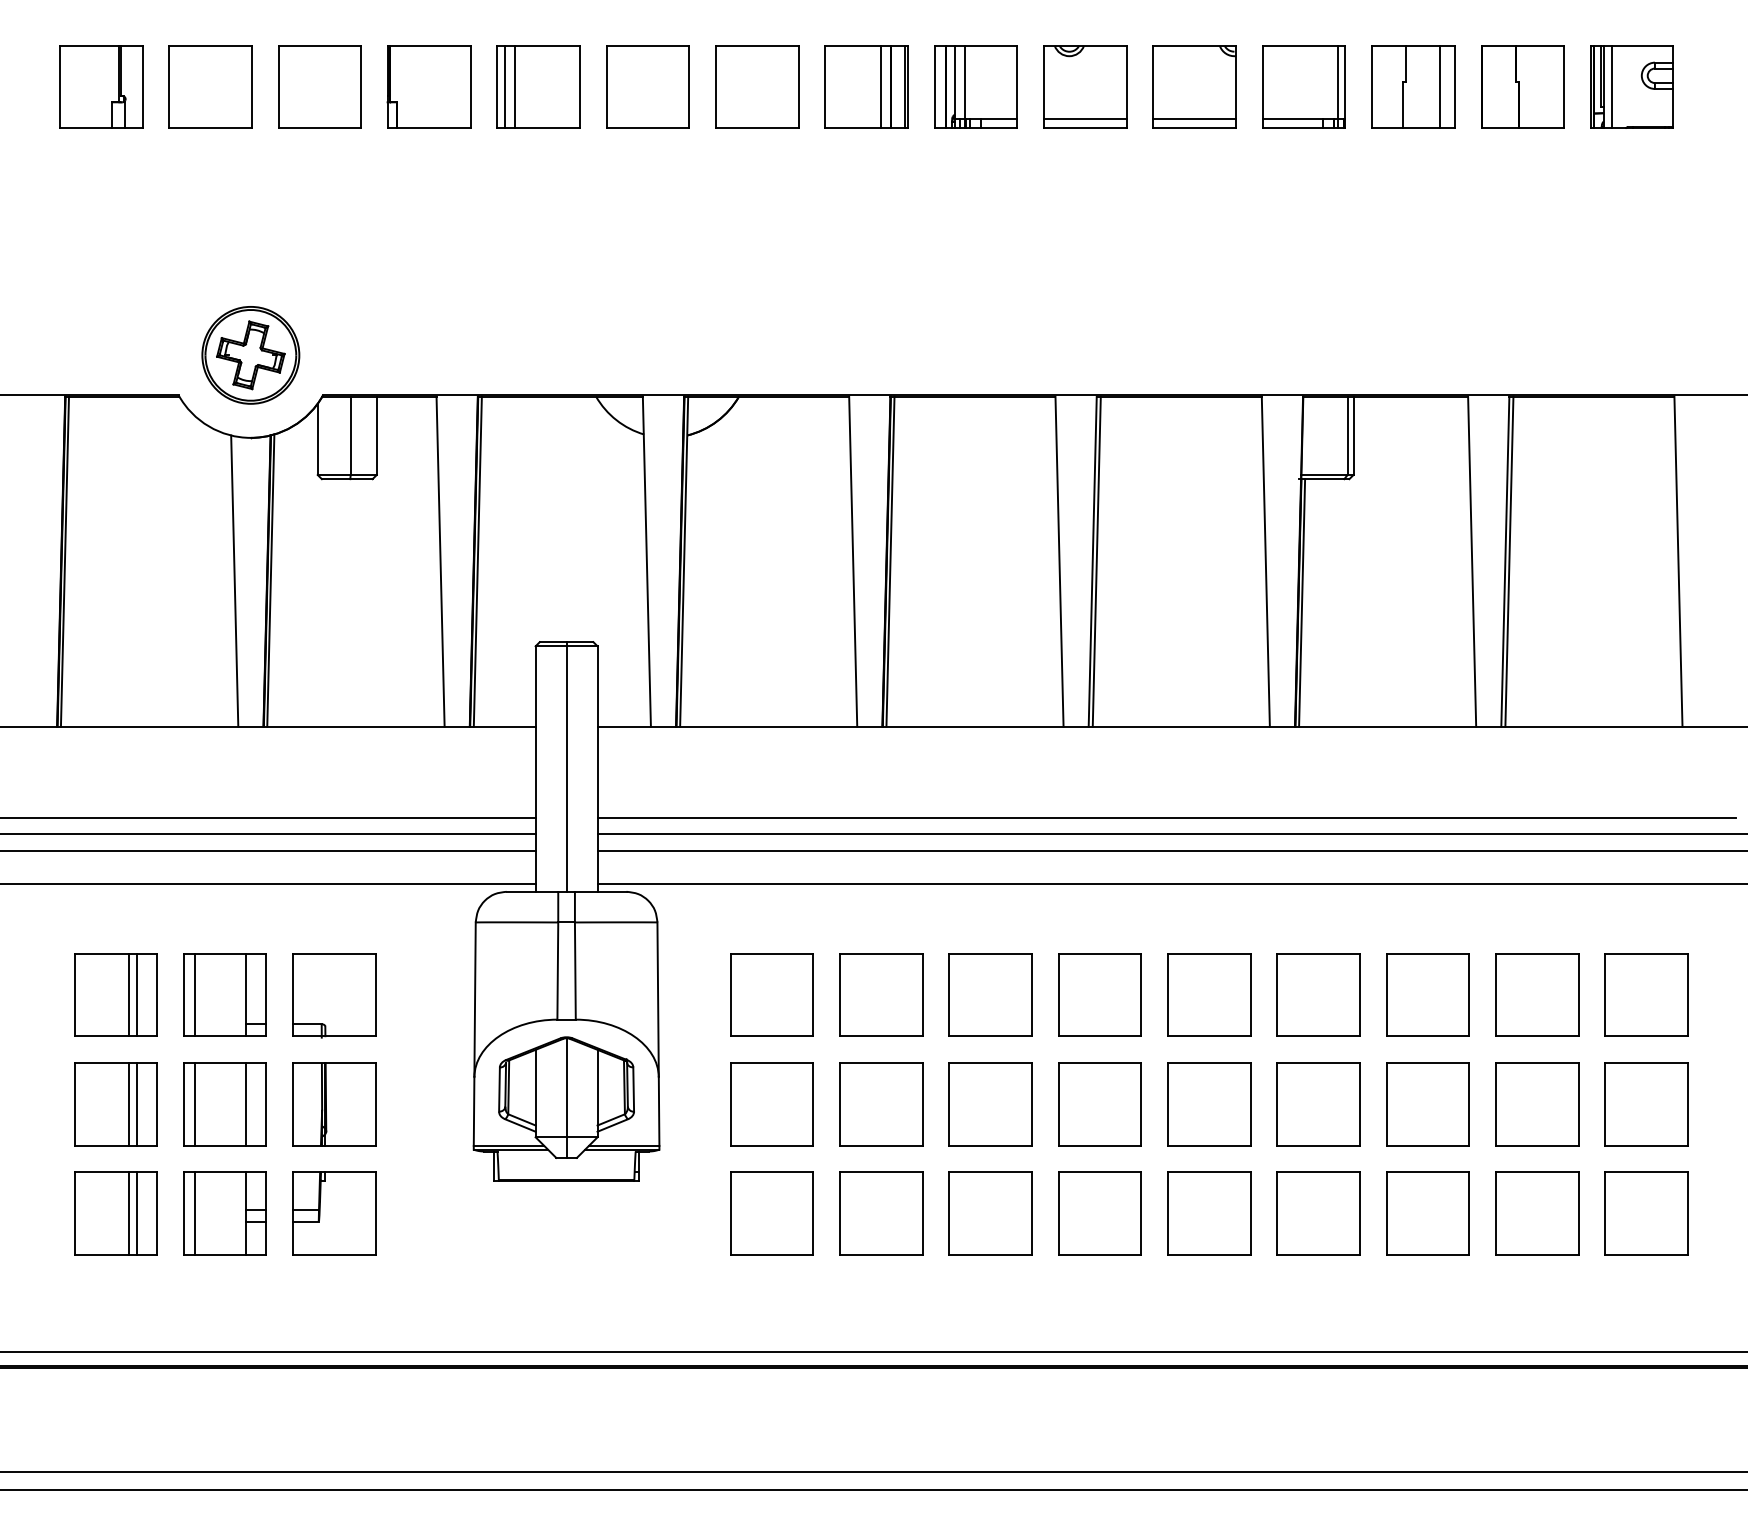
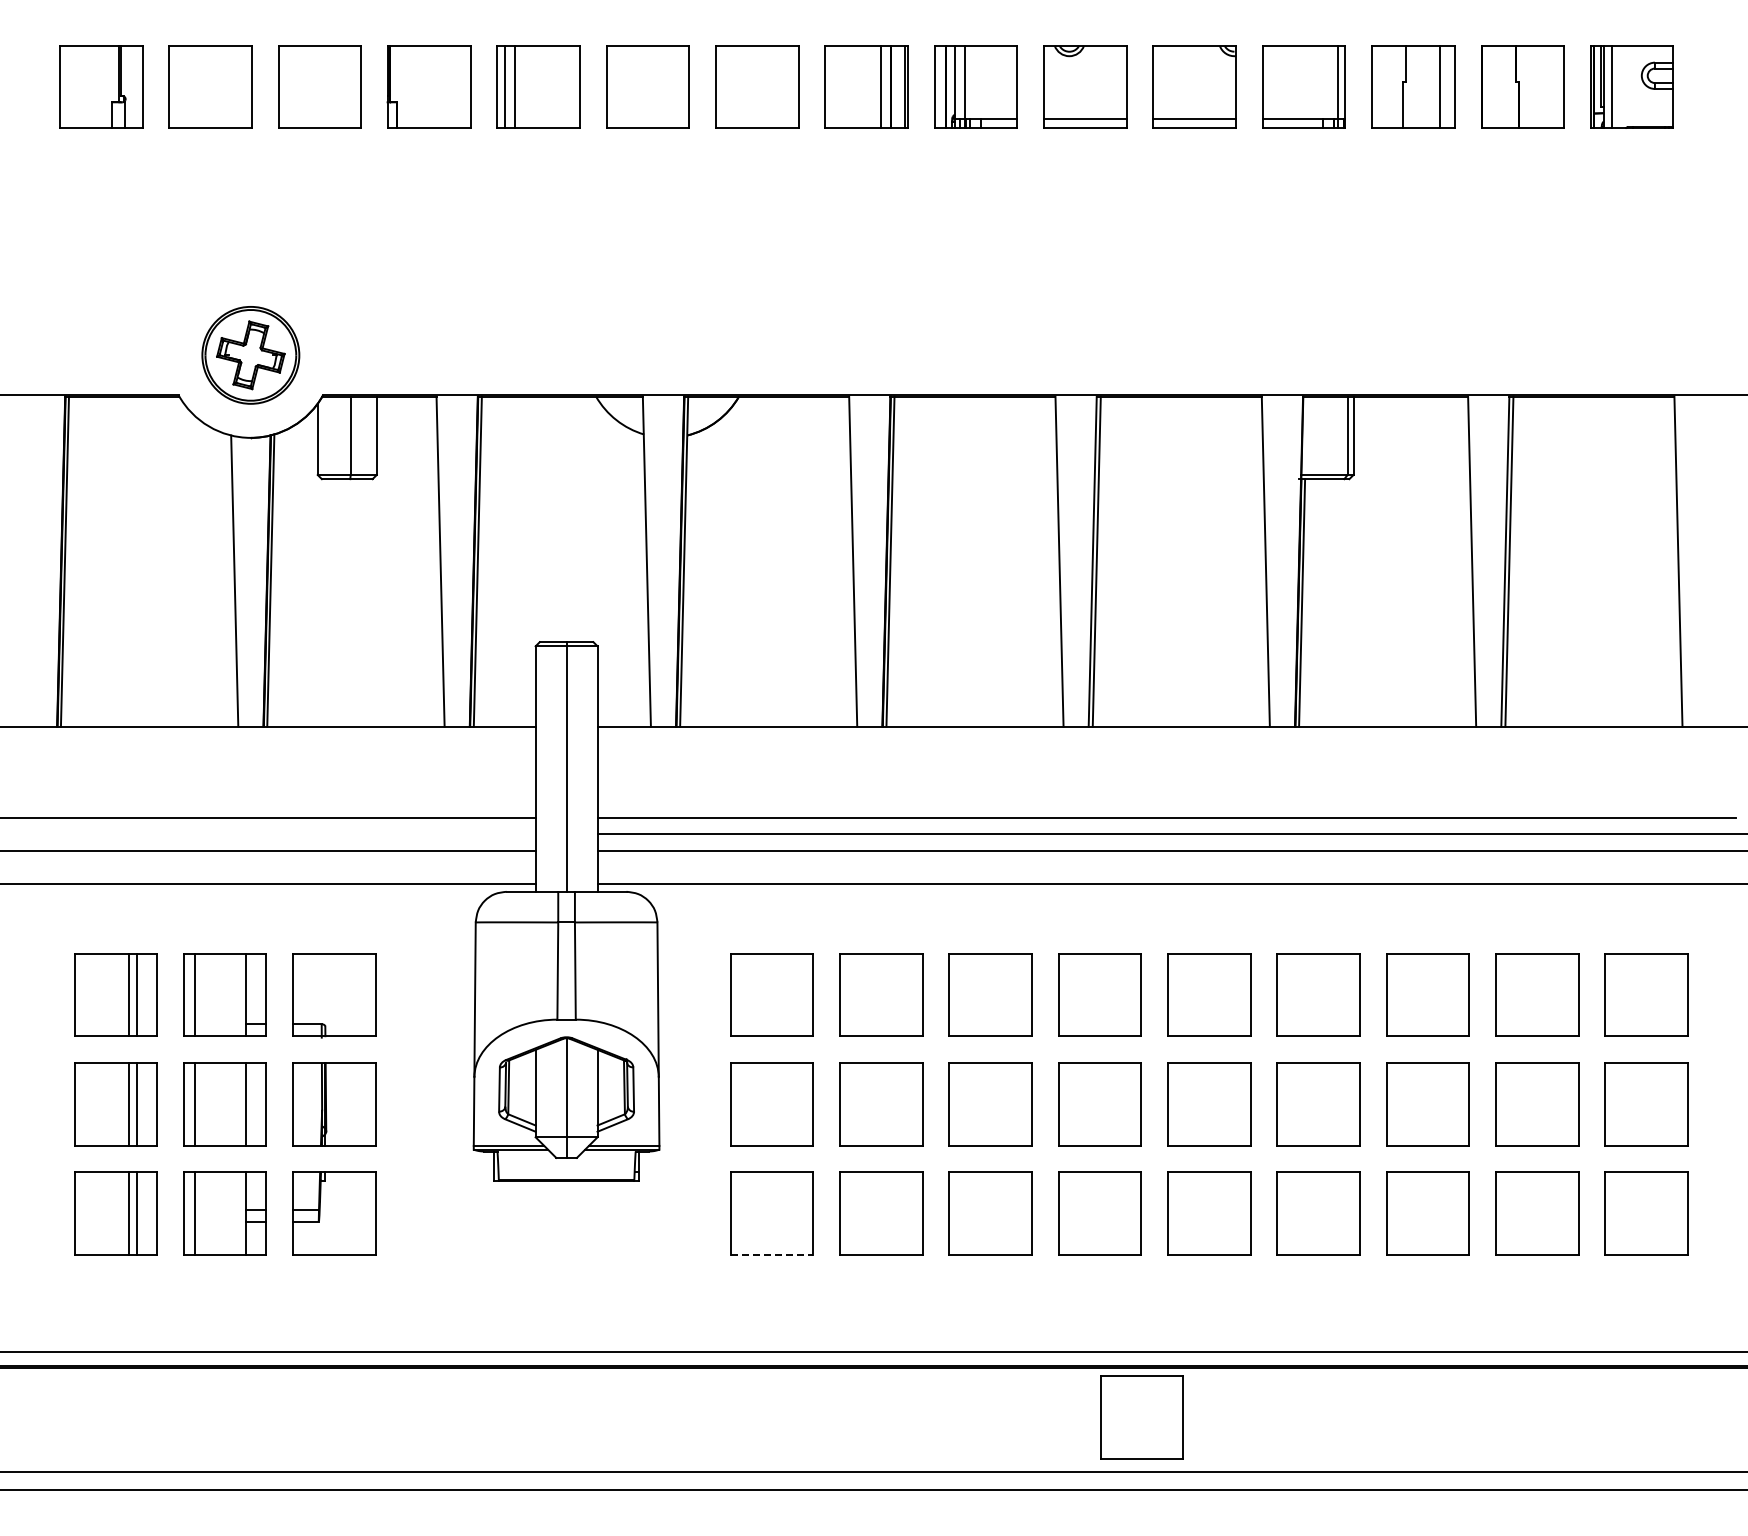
line: present -> none (268, 834)
line: solid -> dashed (772, 1254)
part: none -> present (1141, 1417)
